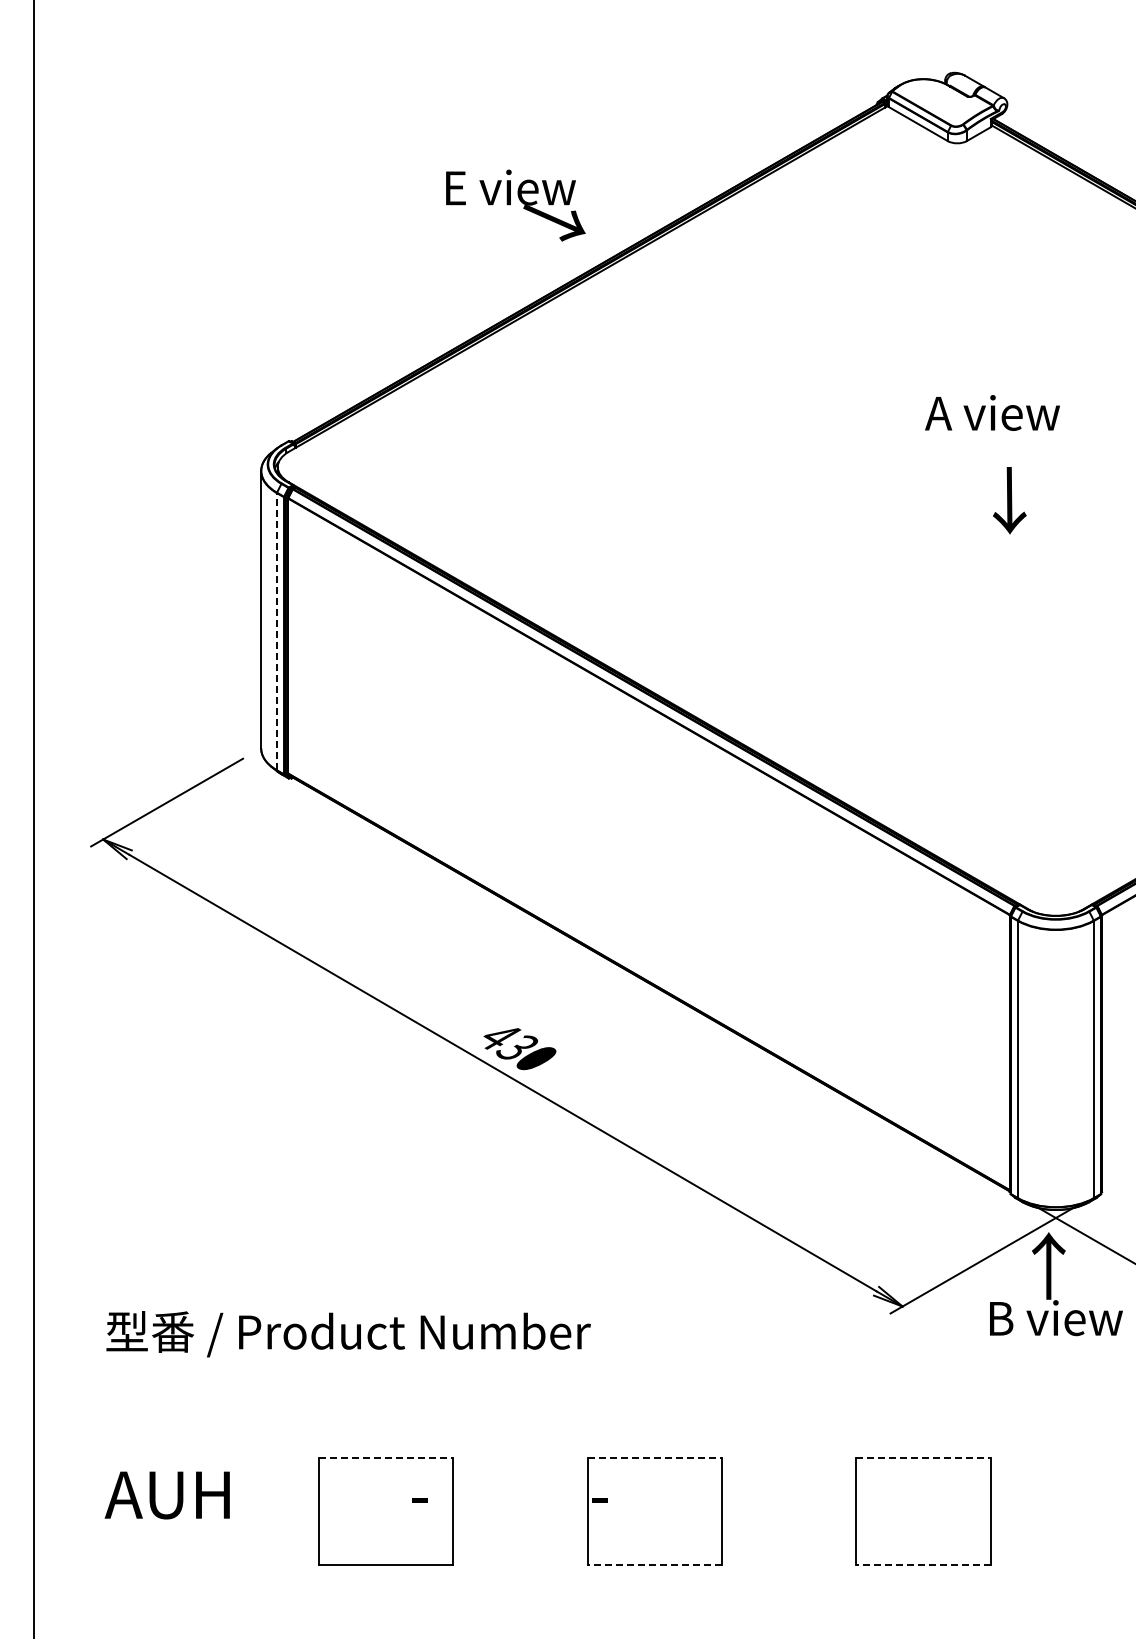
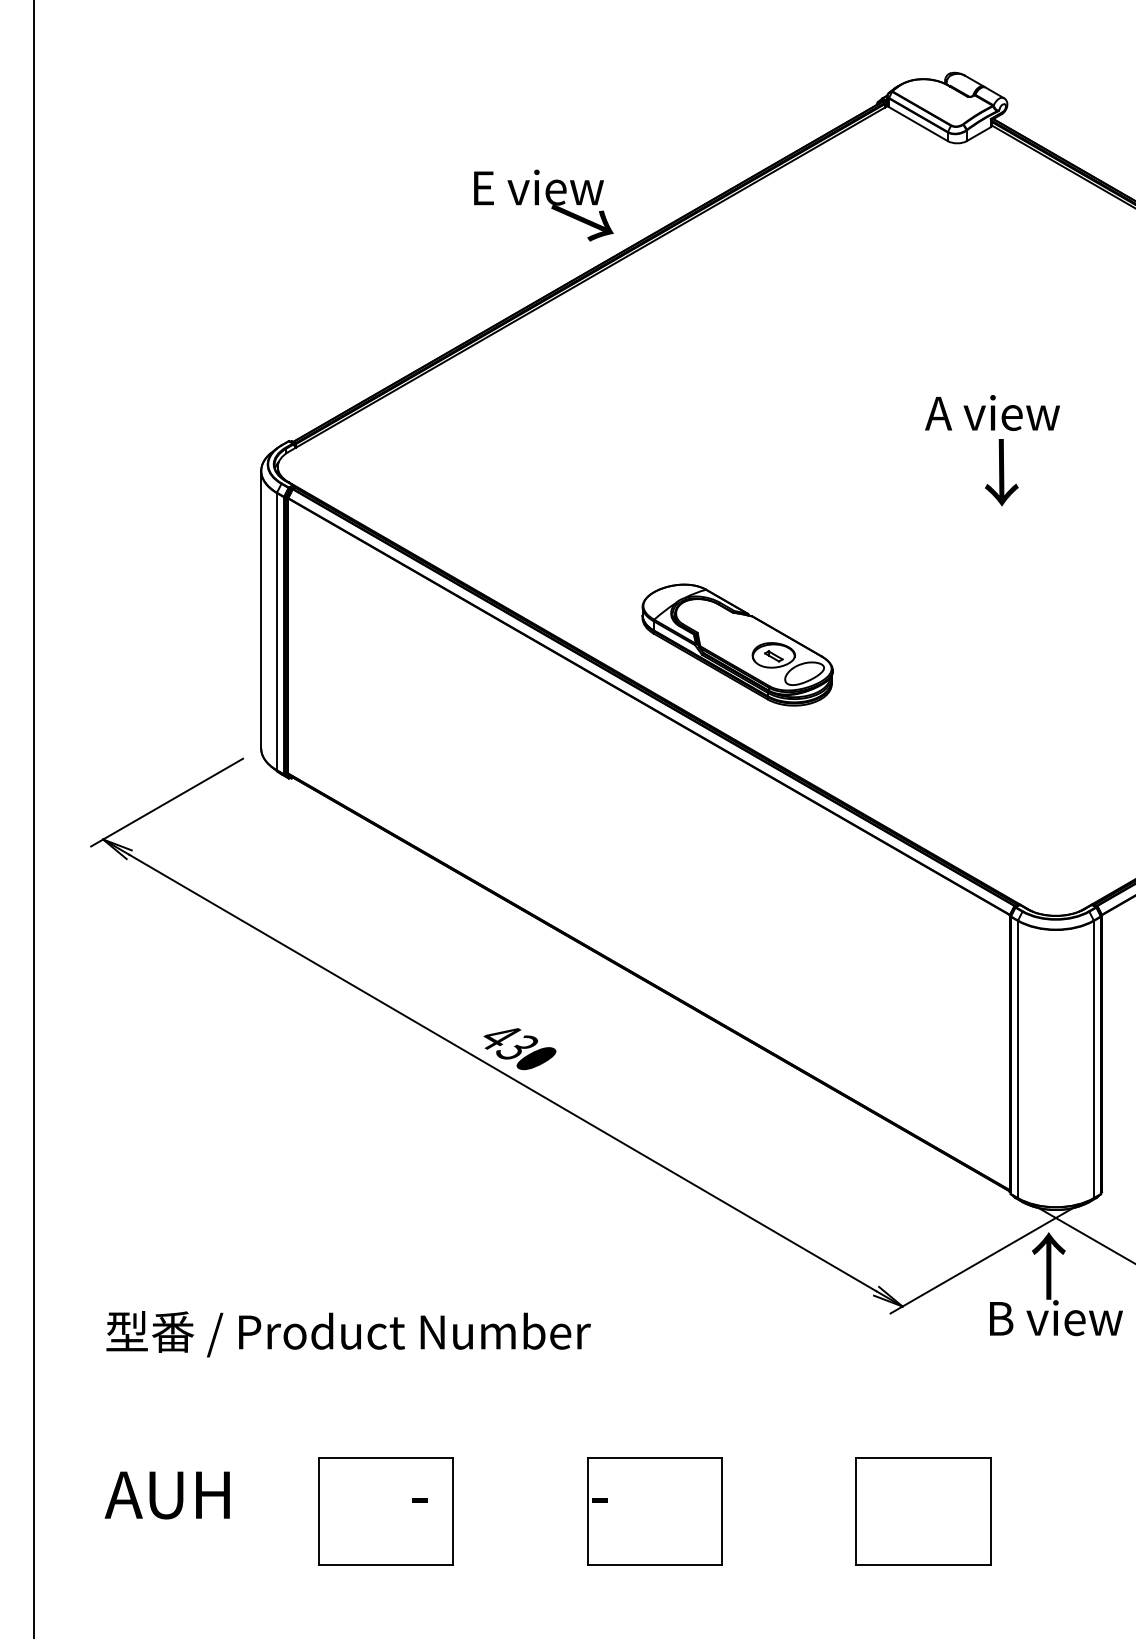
text position: (515, 205) -> (543, 205) (543, 205)
text position: (1009, 500) -> (1001, 472) (1001, 472)
line: dashed -> solid (276, 631)
part: none -> present (737, 644)
line: dashed -> solid (386, 1457)
line: dashed -> solid (655, 1457)
line: dashed -> solid (924, 1457)
line: dashed -> solid (654, 1565)
line: dashed -> solid (923, 1565)
